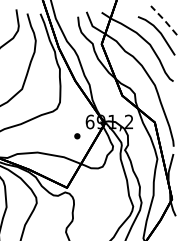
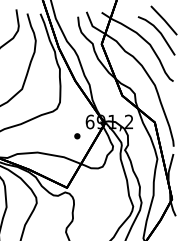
line: dashed -> solid (164, 20)
